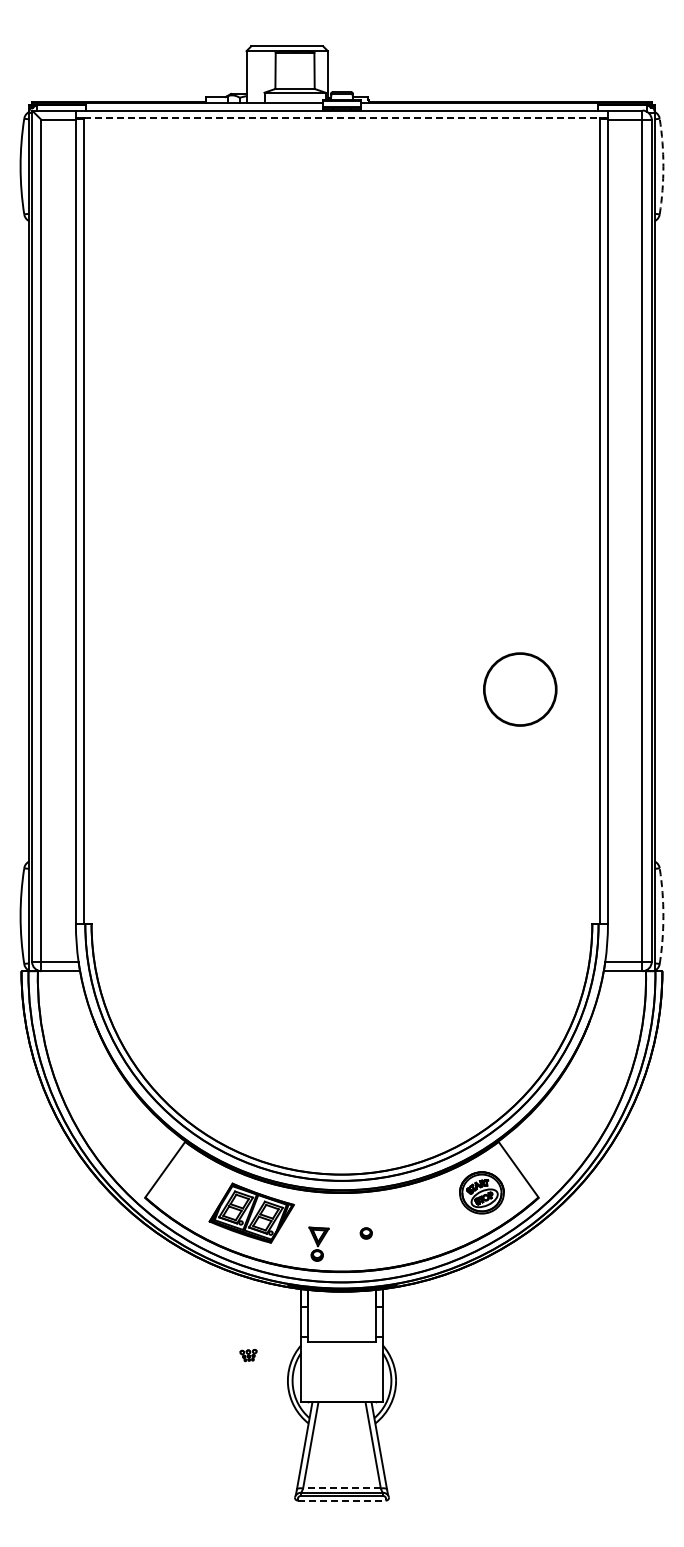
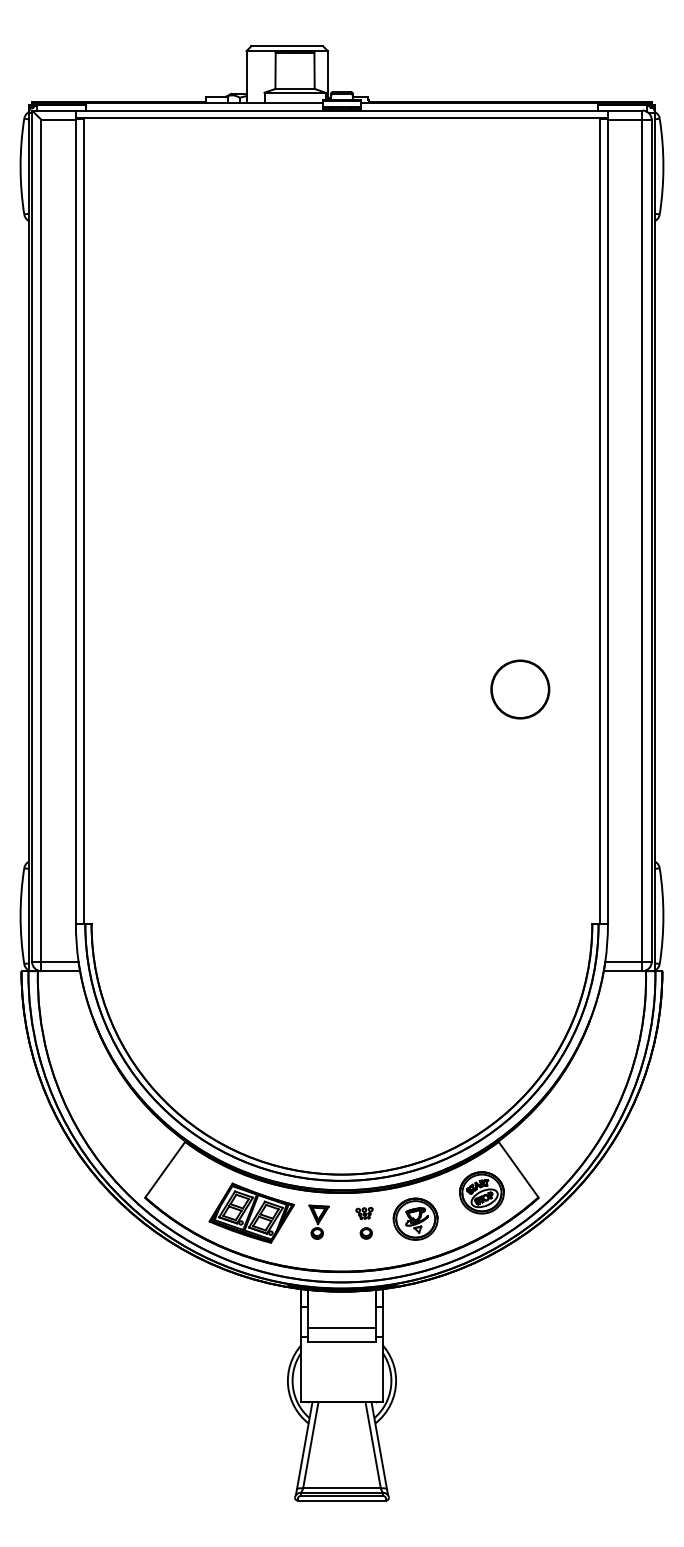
line: dashed -> solid (342, 118)
arc: dashed -> solid (663, 166)
circle size: 75x75 px -> 61x61 px (520, 689)
arc: dashed -> solid (663, 916)
part: none -> present (415, 1218)
part position: (318, 1243) -> (318, 1221) (318, 1221)
line: none -> present (341, 1328)
part position: (248, 1355) -> (364, 1213) (364, 1213)
line: dashed -> solid (341, 1488)
line: dashed -> solid (341, 1500)
